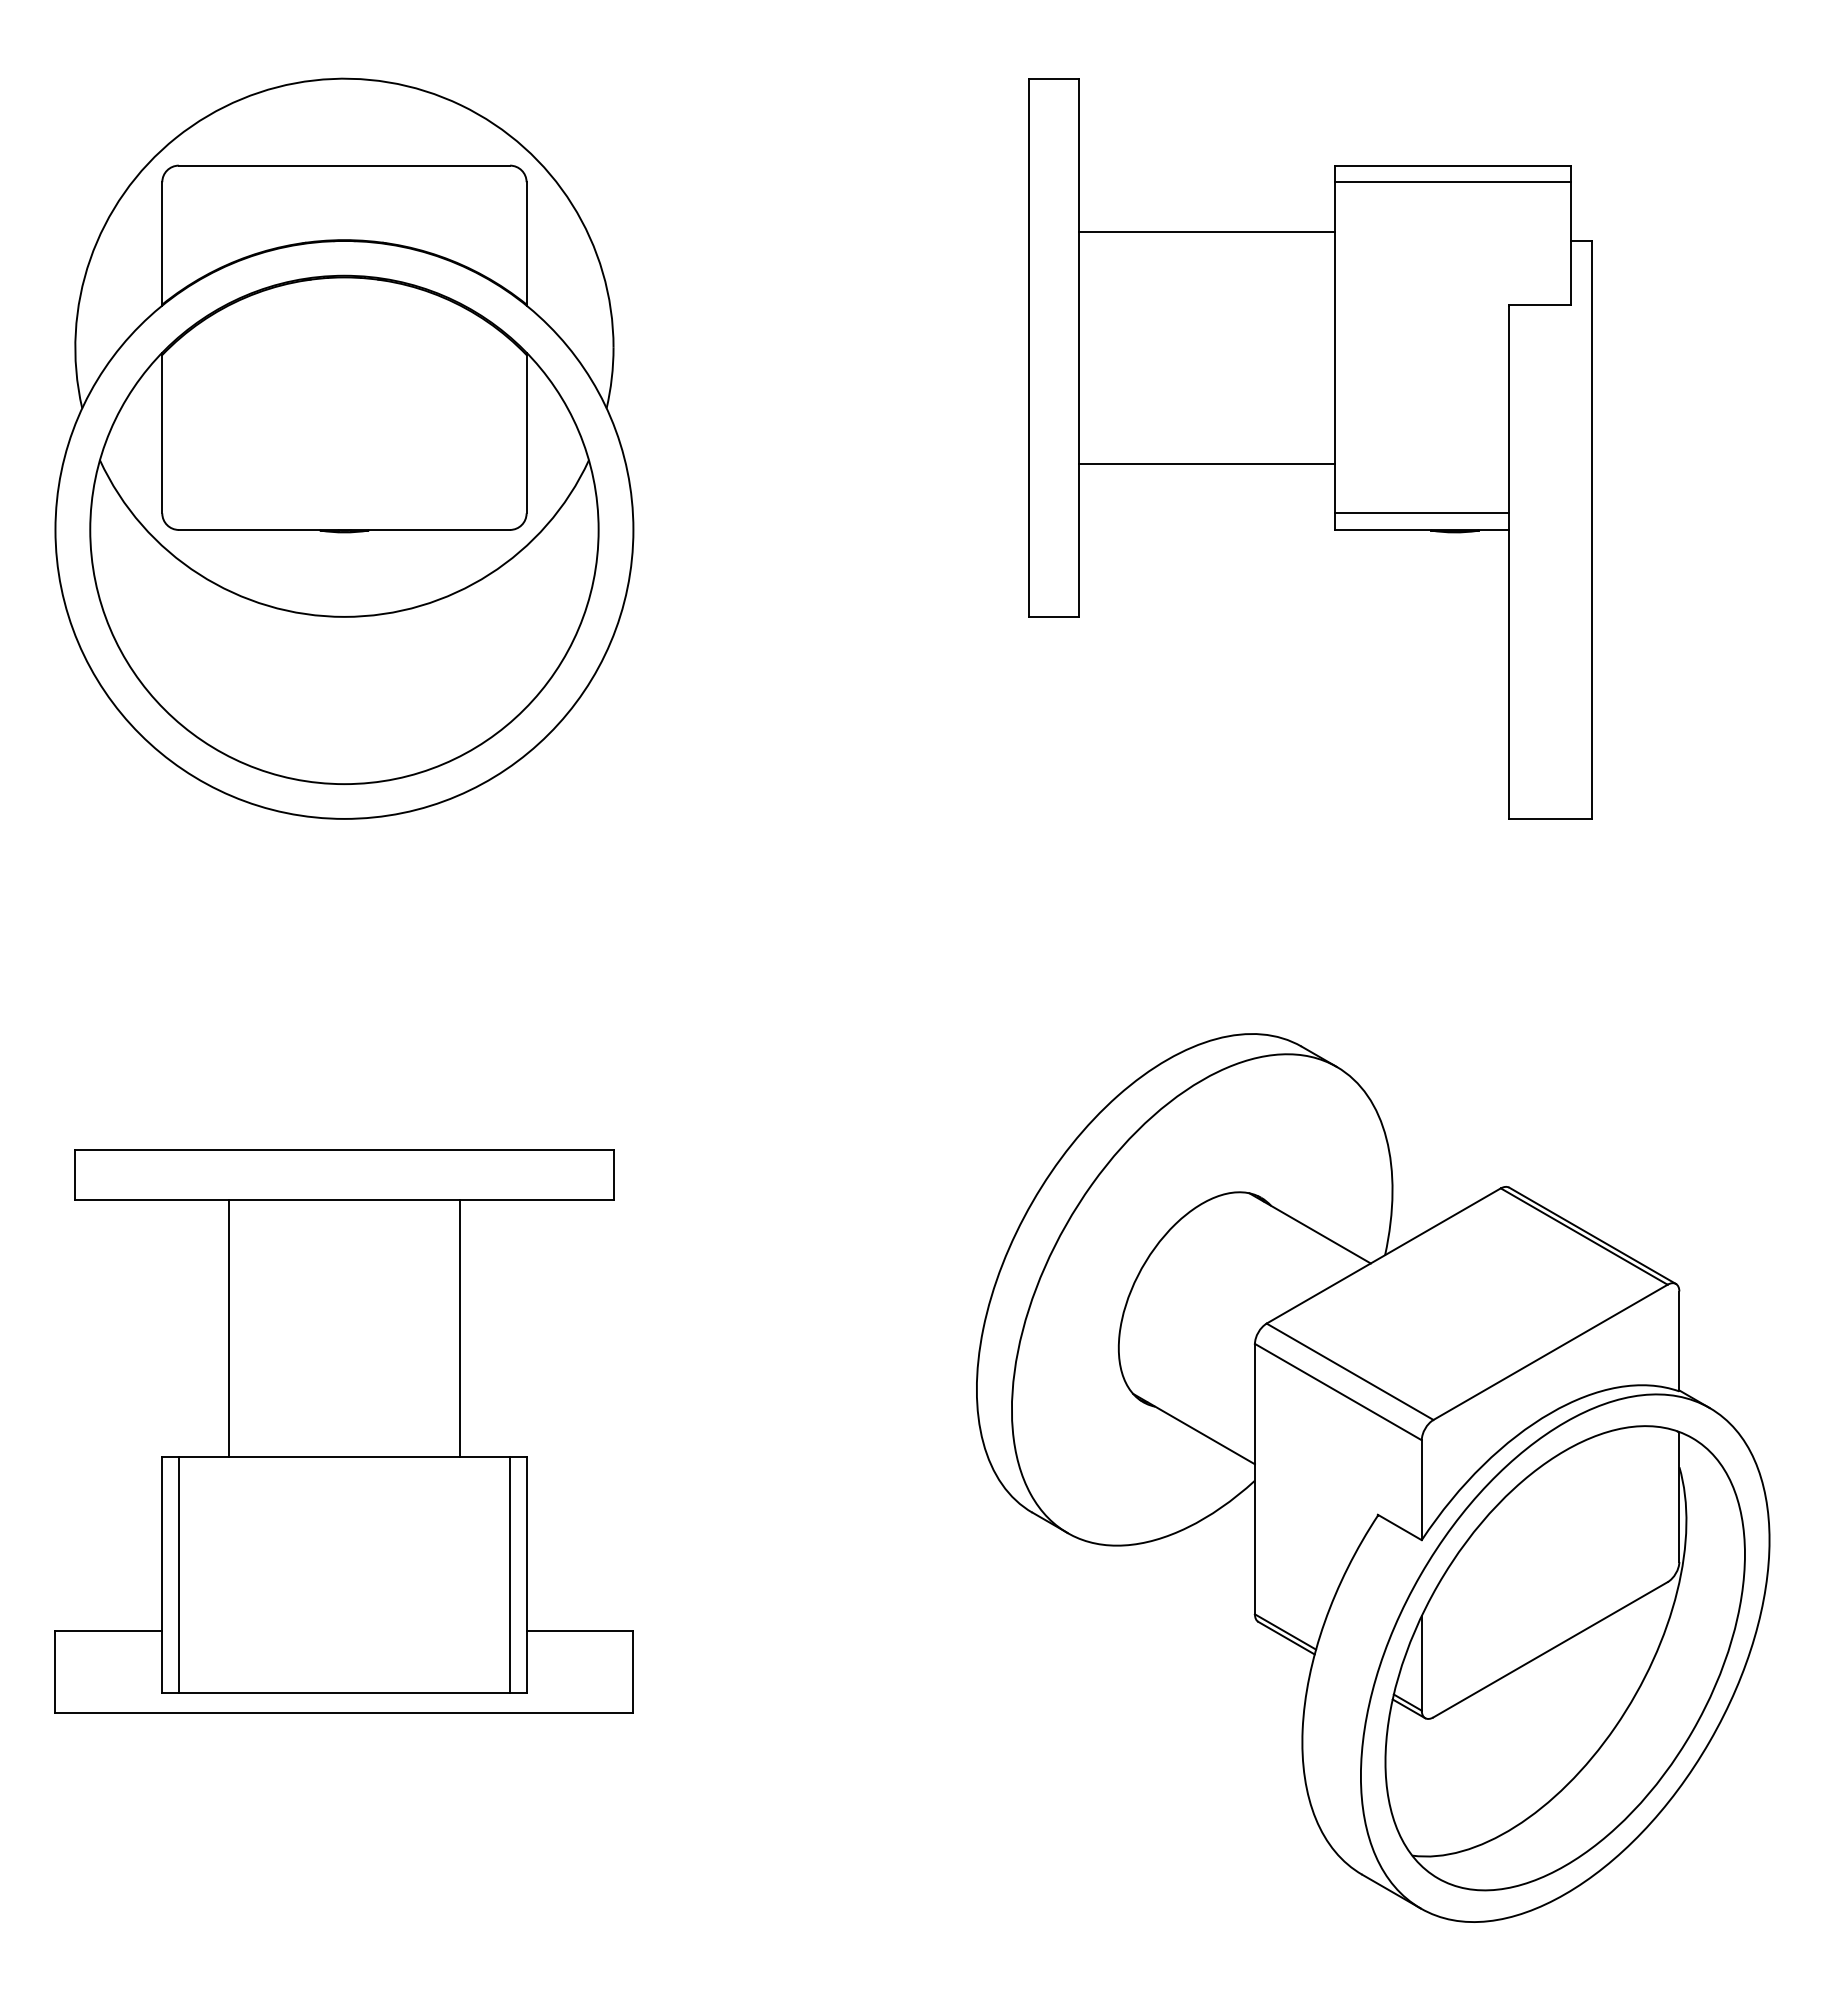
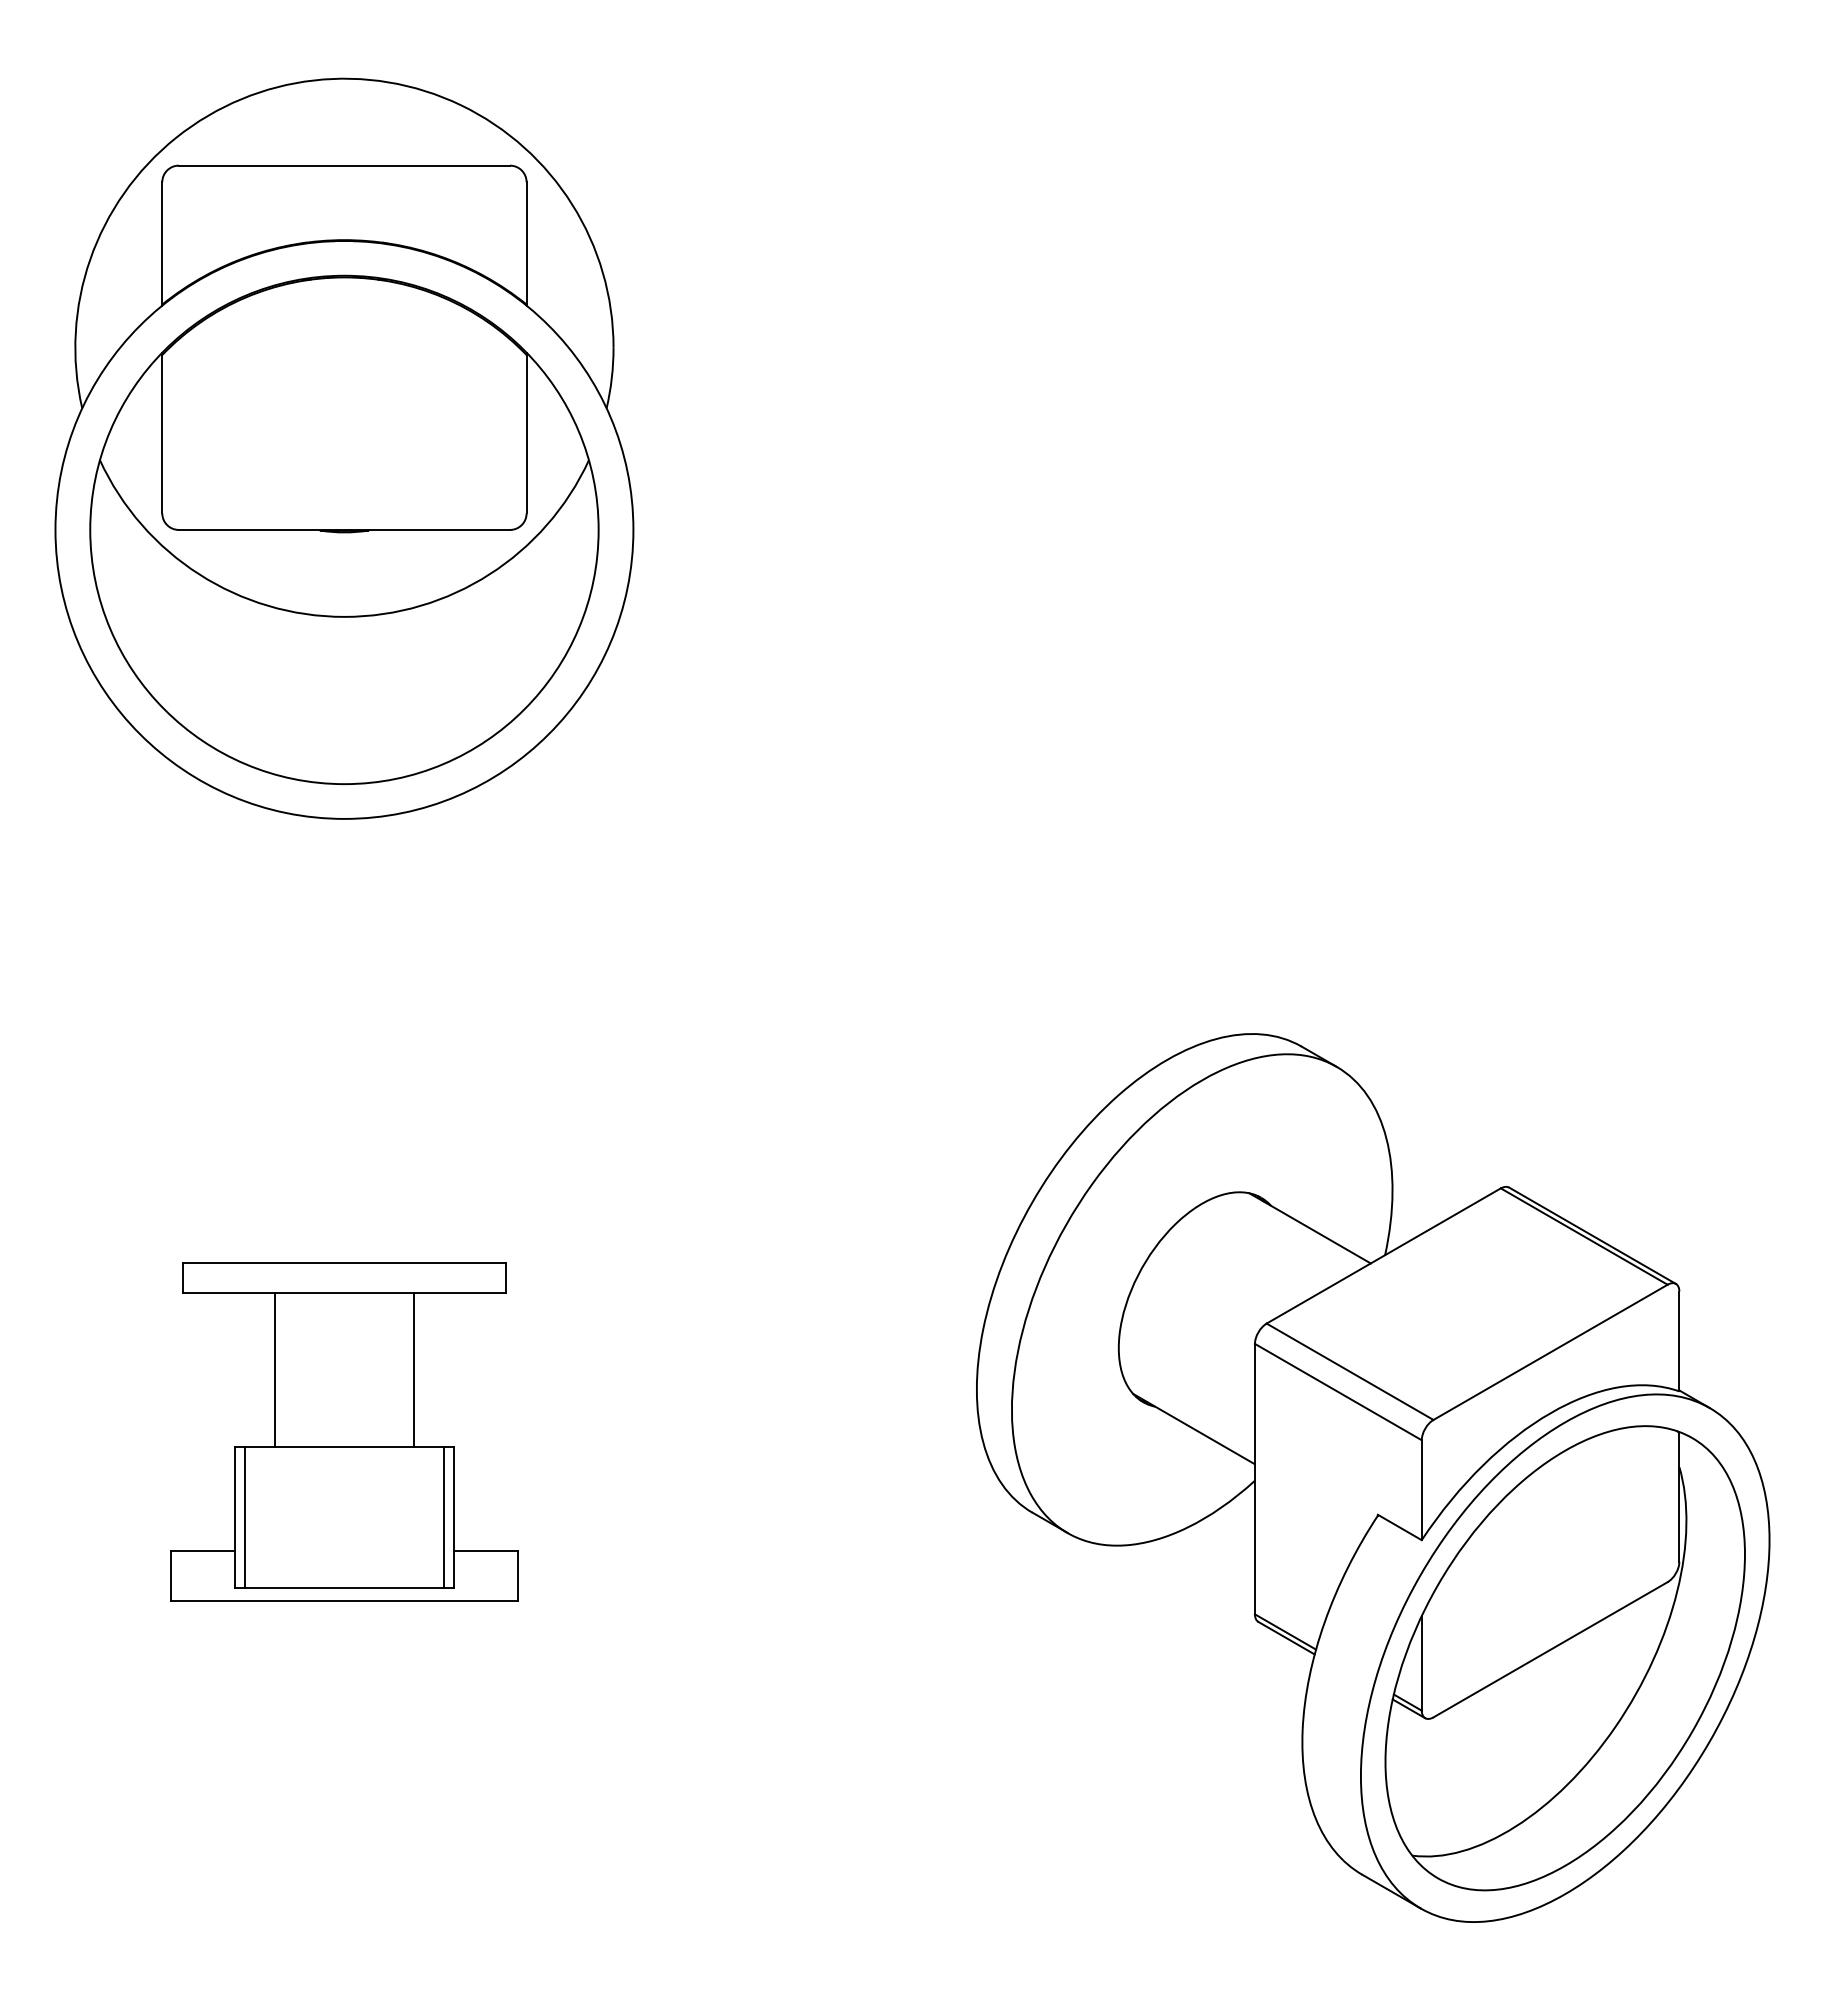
part: present -> none (1310, 448)
part size: 580x565 px -> 349x340 px (344, 1431)
